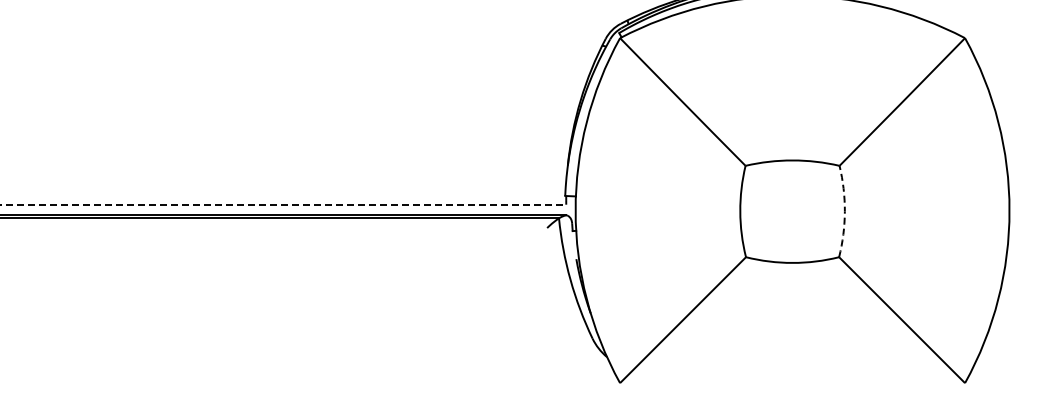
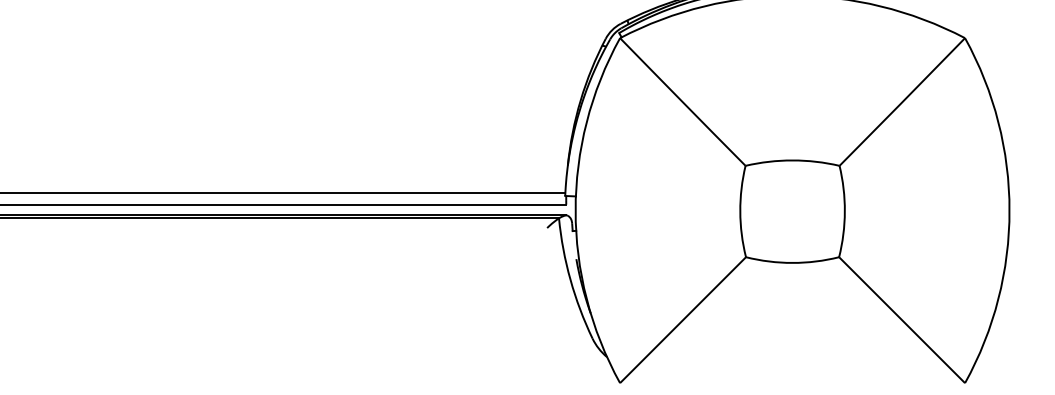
line: none -> present (283, 193)
line: dashed -> solid (283, 204)
arc: dashed -> solid (844, 211)
